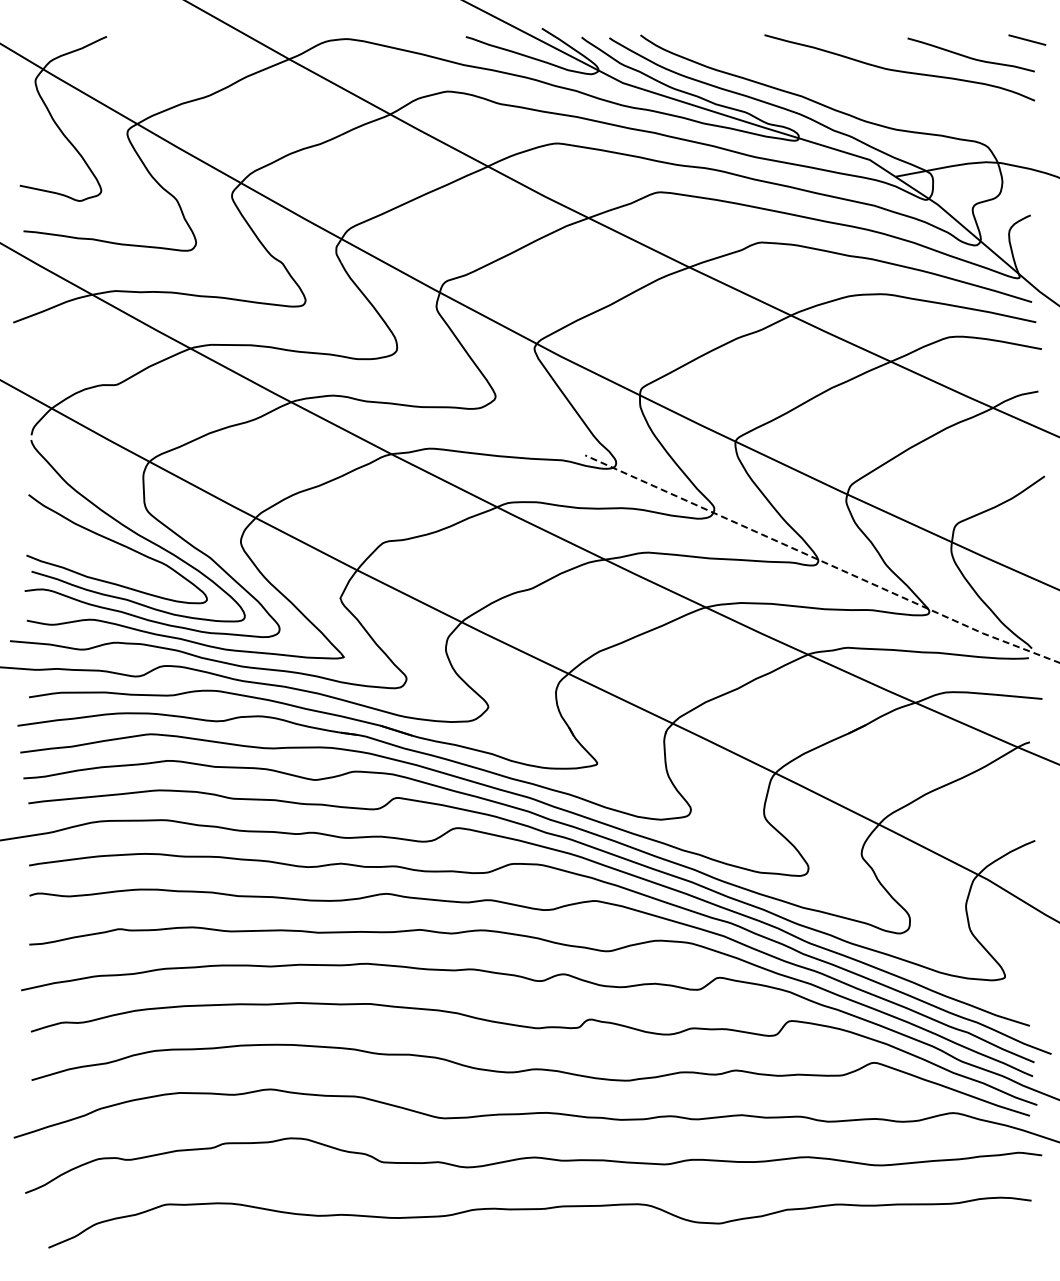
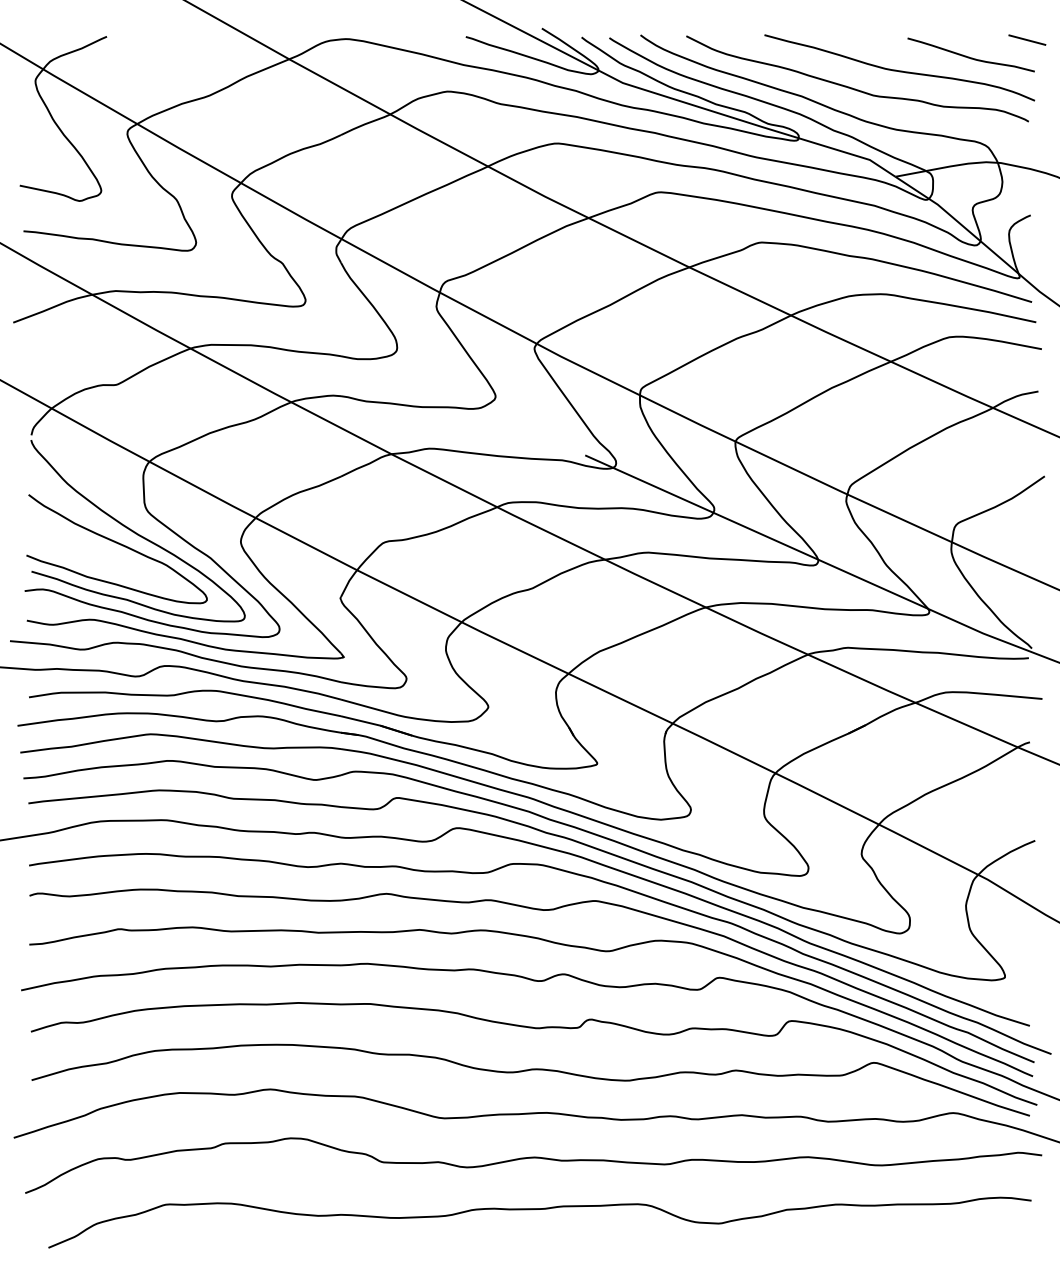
curve: none -> present (855, 88)
line: dashed -> solid (821, 561)
